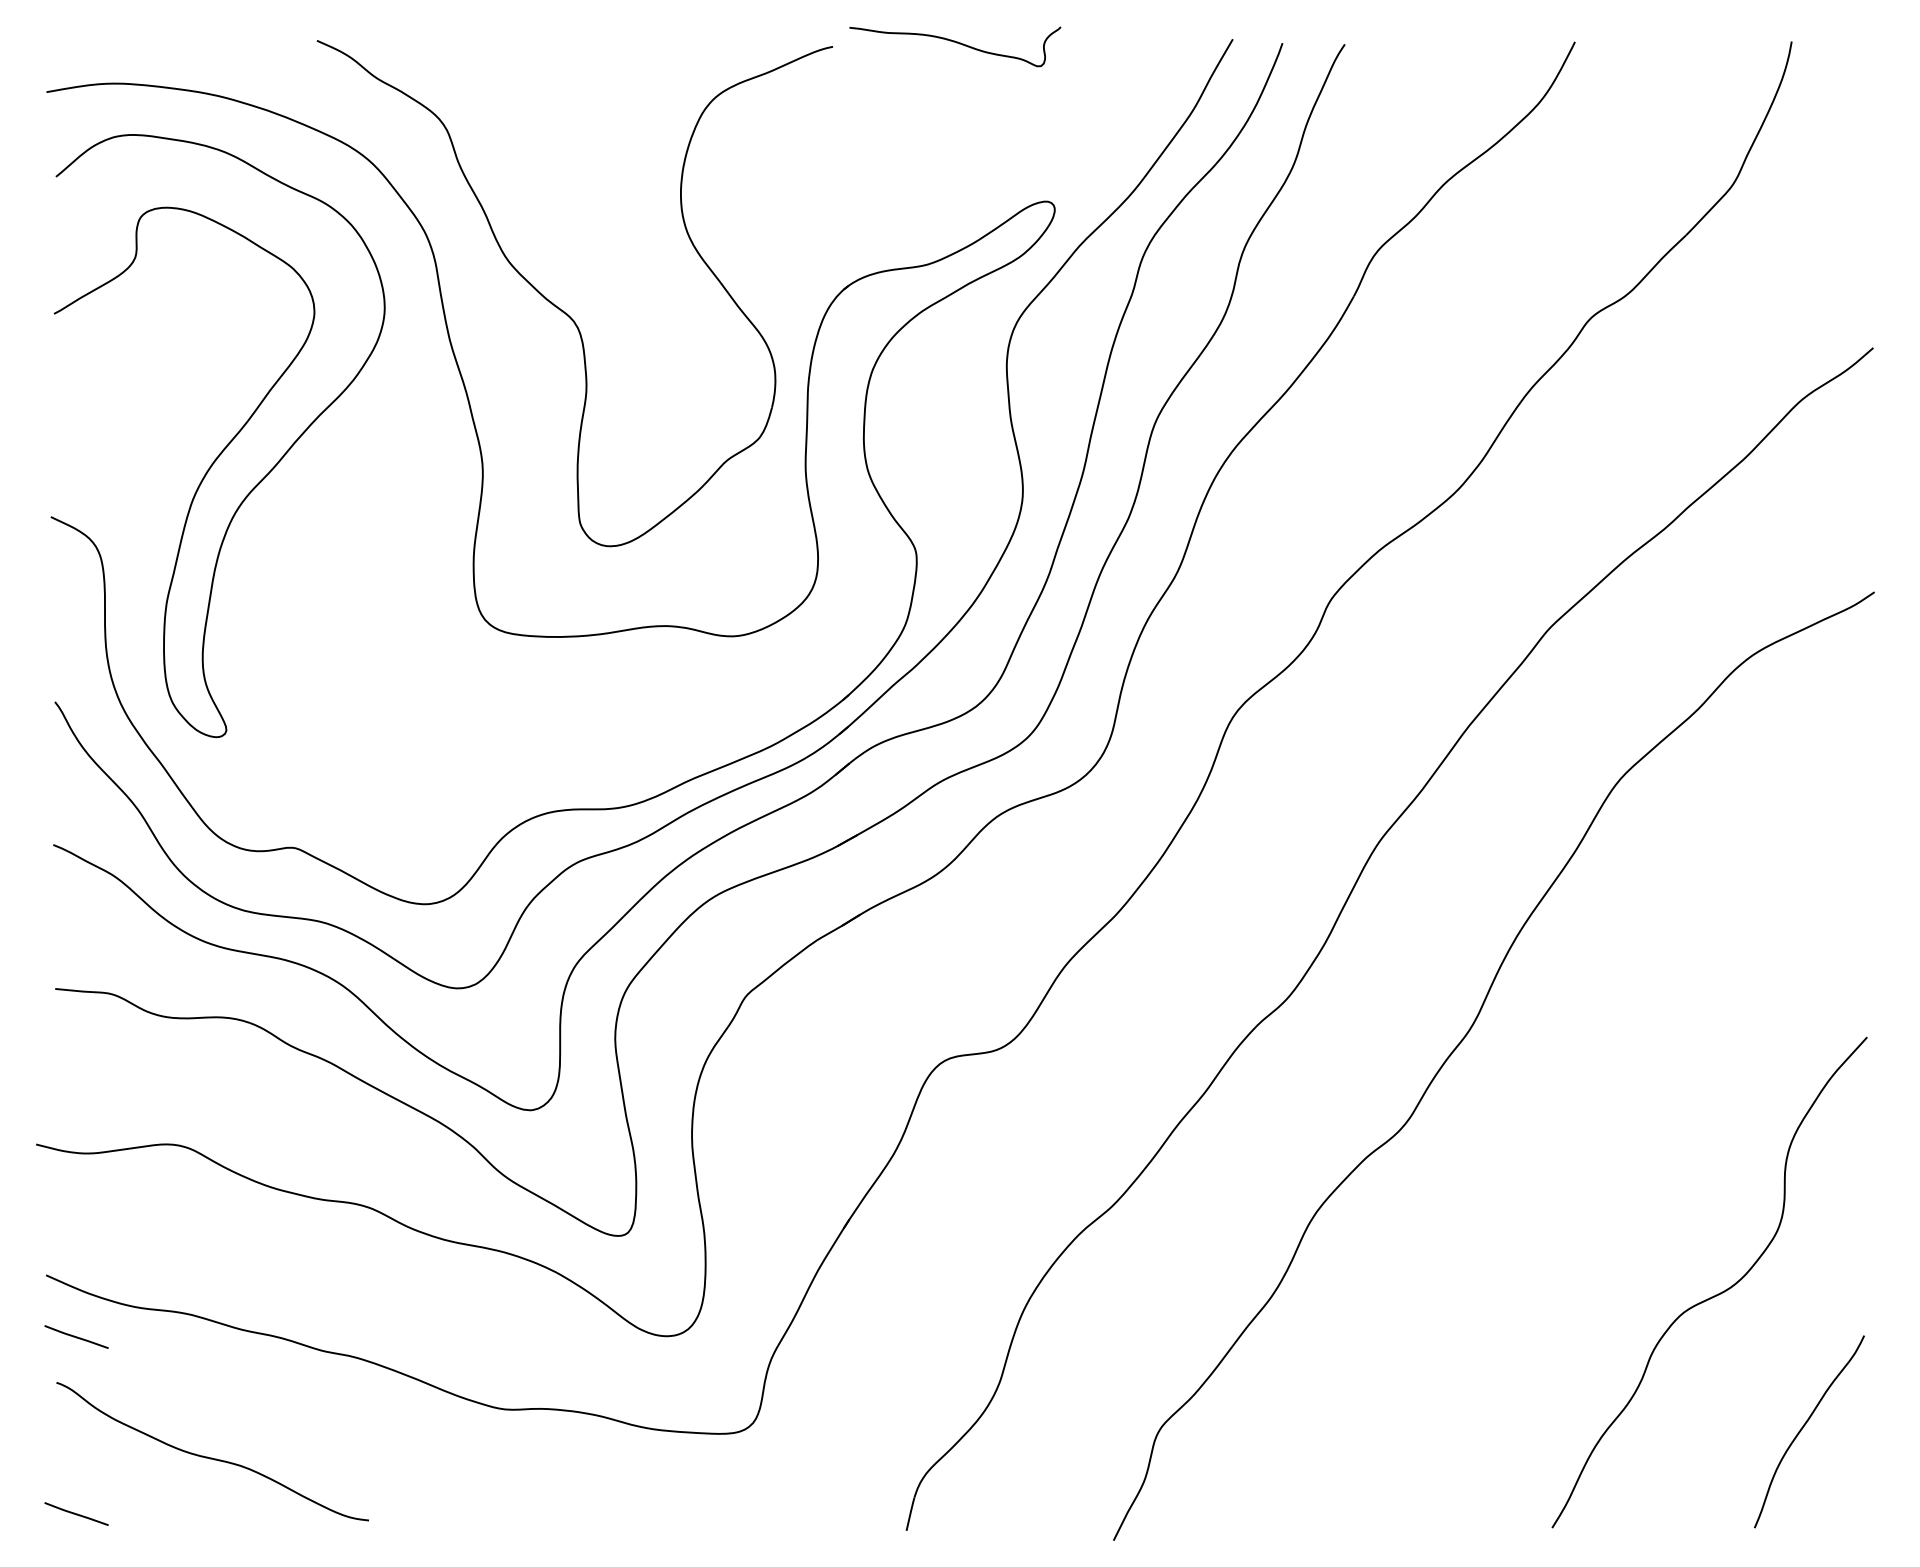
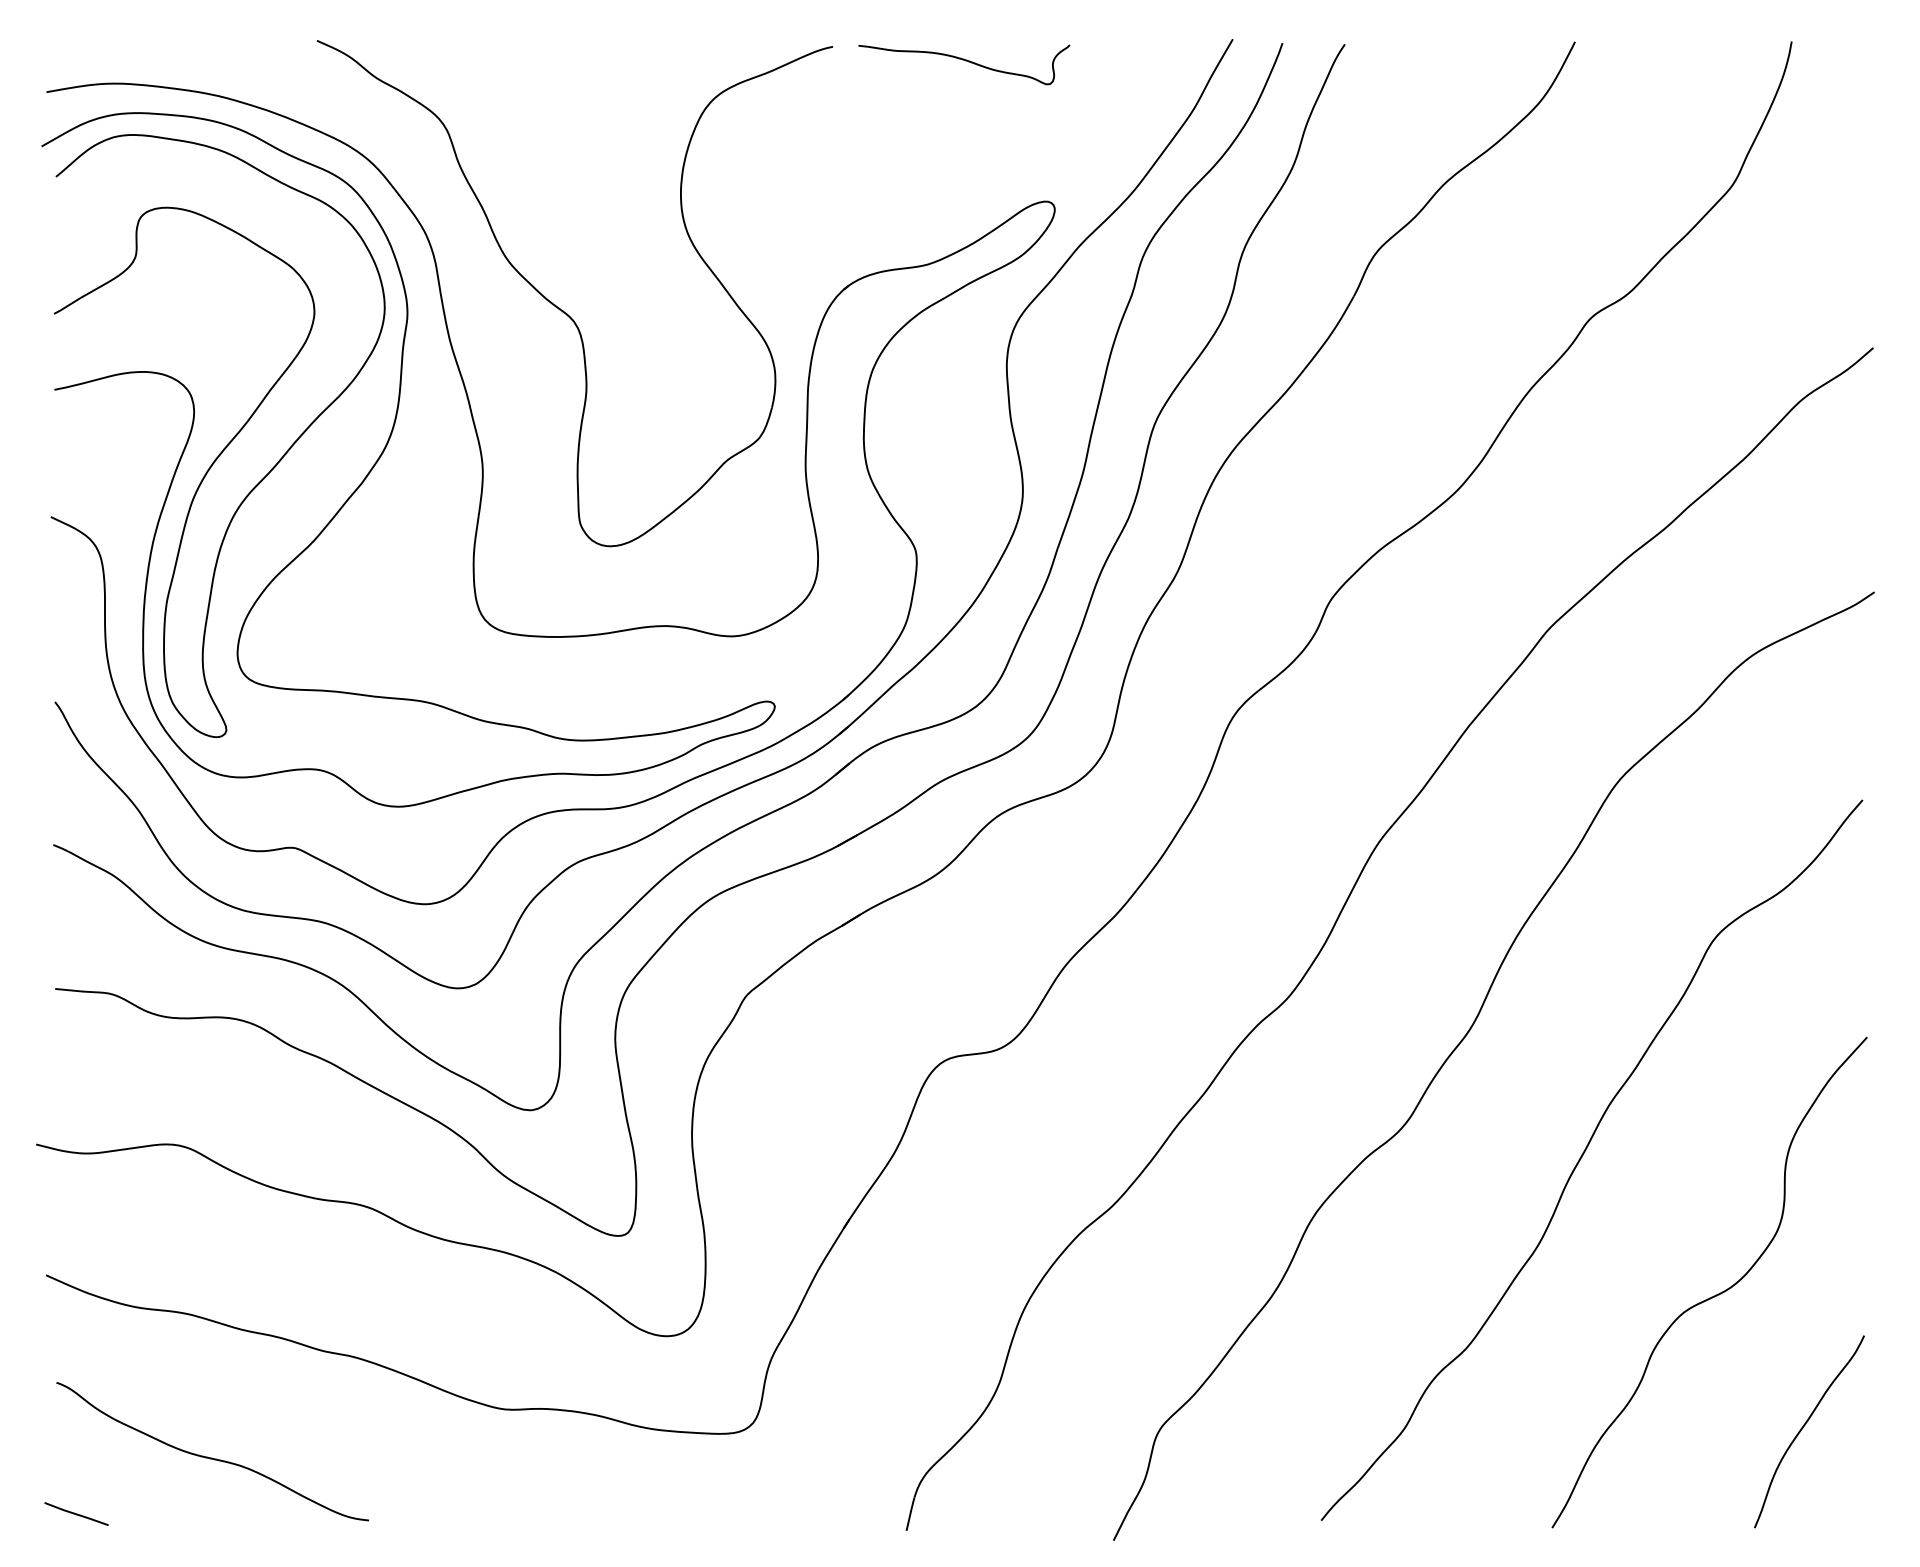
curve position: (956, 43) -> (965, 61) (965, 61)
curve: none -> present (386, 447)
curve: none -> present (1583, 1155)
line: present -> none (76, 1336)
